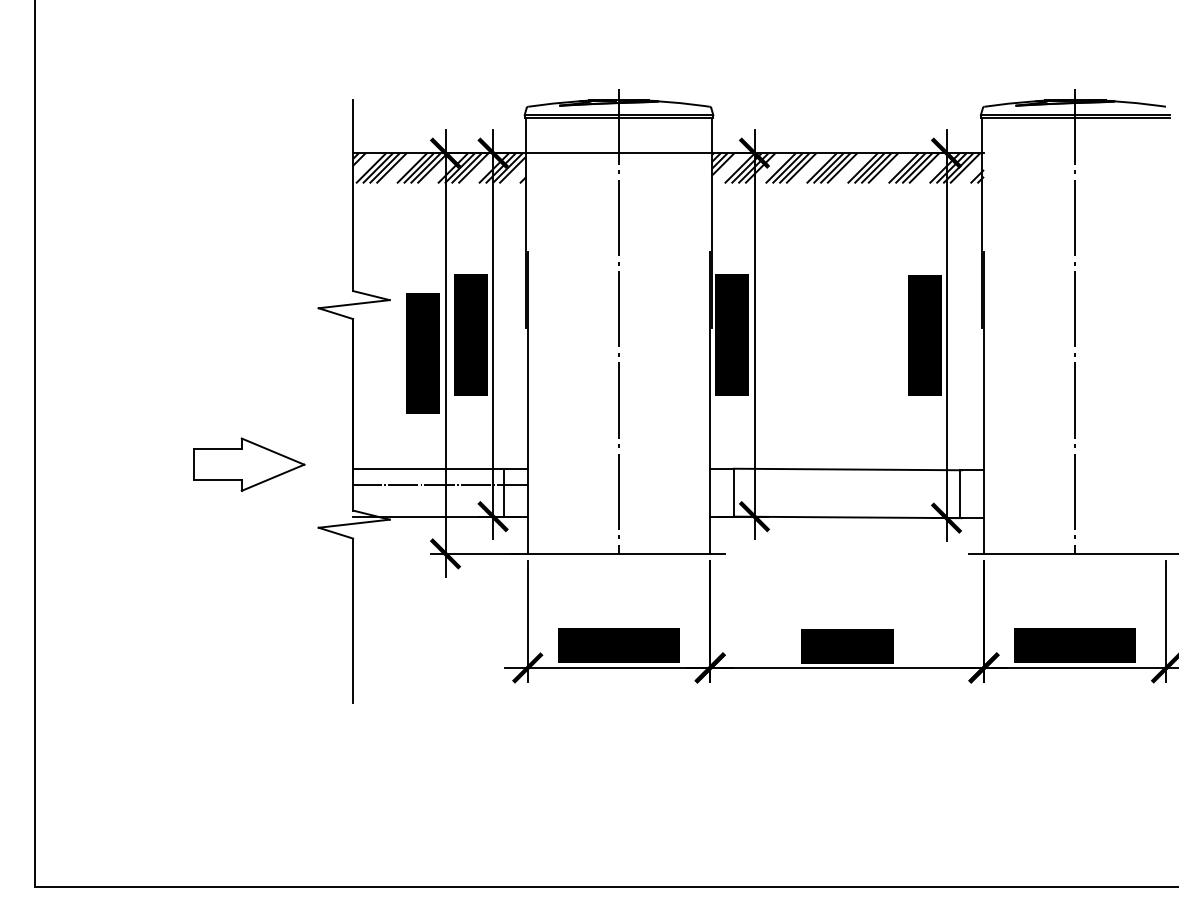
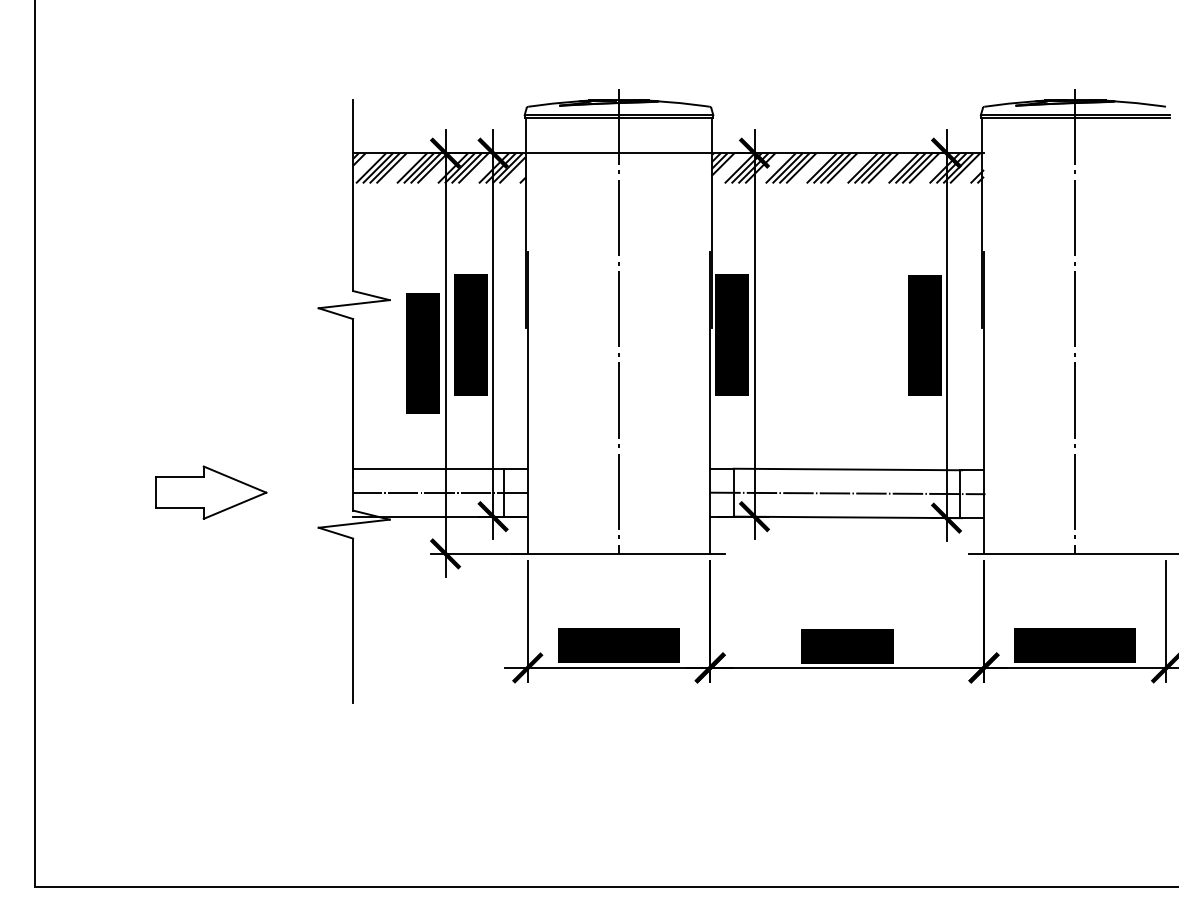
part position: (249, 464) -> (211, 492) (211, 492)
line position: (440, 484) -> (440, 492) (440, 492)
line: none -> present (847, 493)
